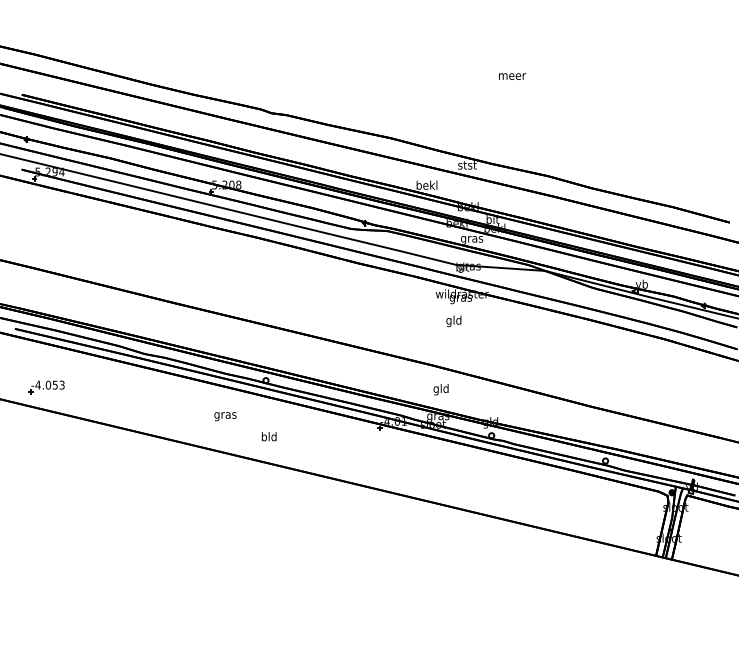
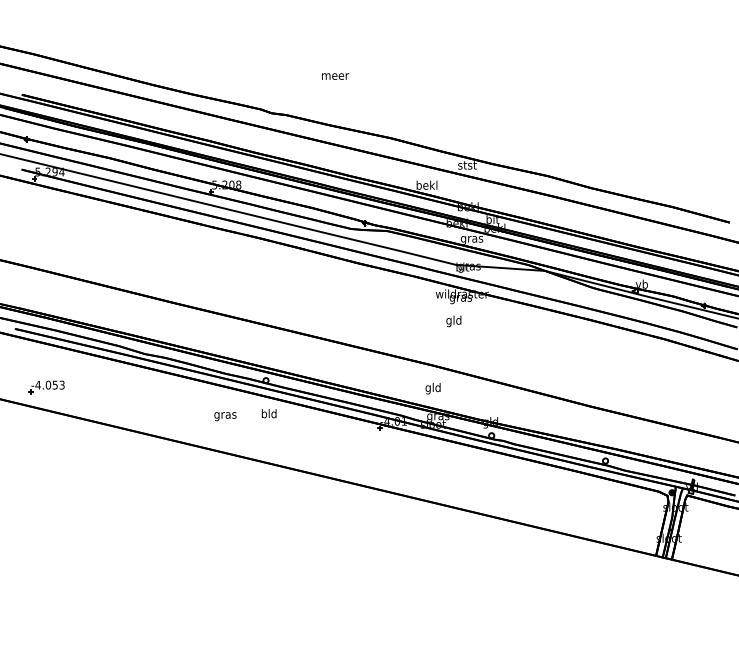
text position: (512, 76) -> (335, 76) (335, 76)
text position: (440, 389) -> (432, 388) (432, 388)
text position: (268, 436) -> (268, 413) (268, 413)
